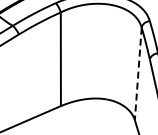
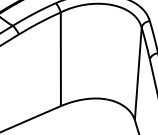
line: dashed -> solid (138, 74)
